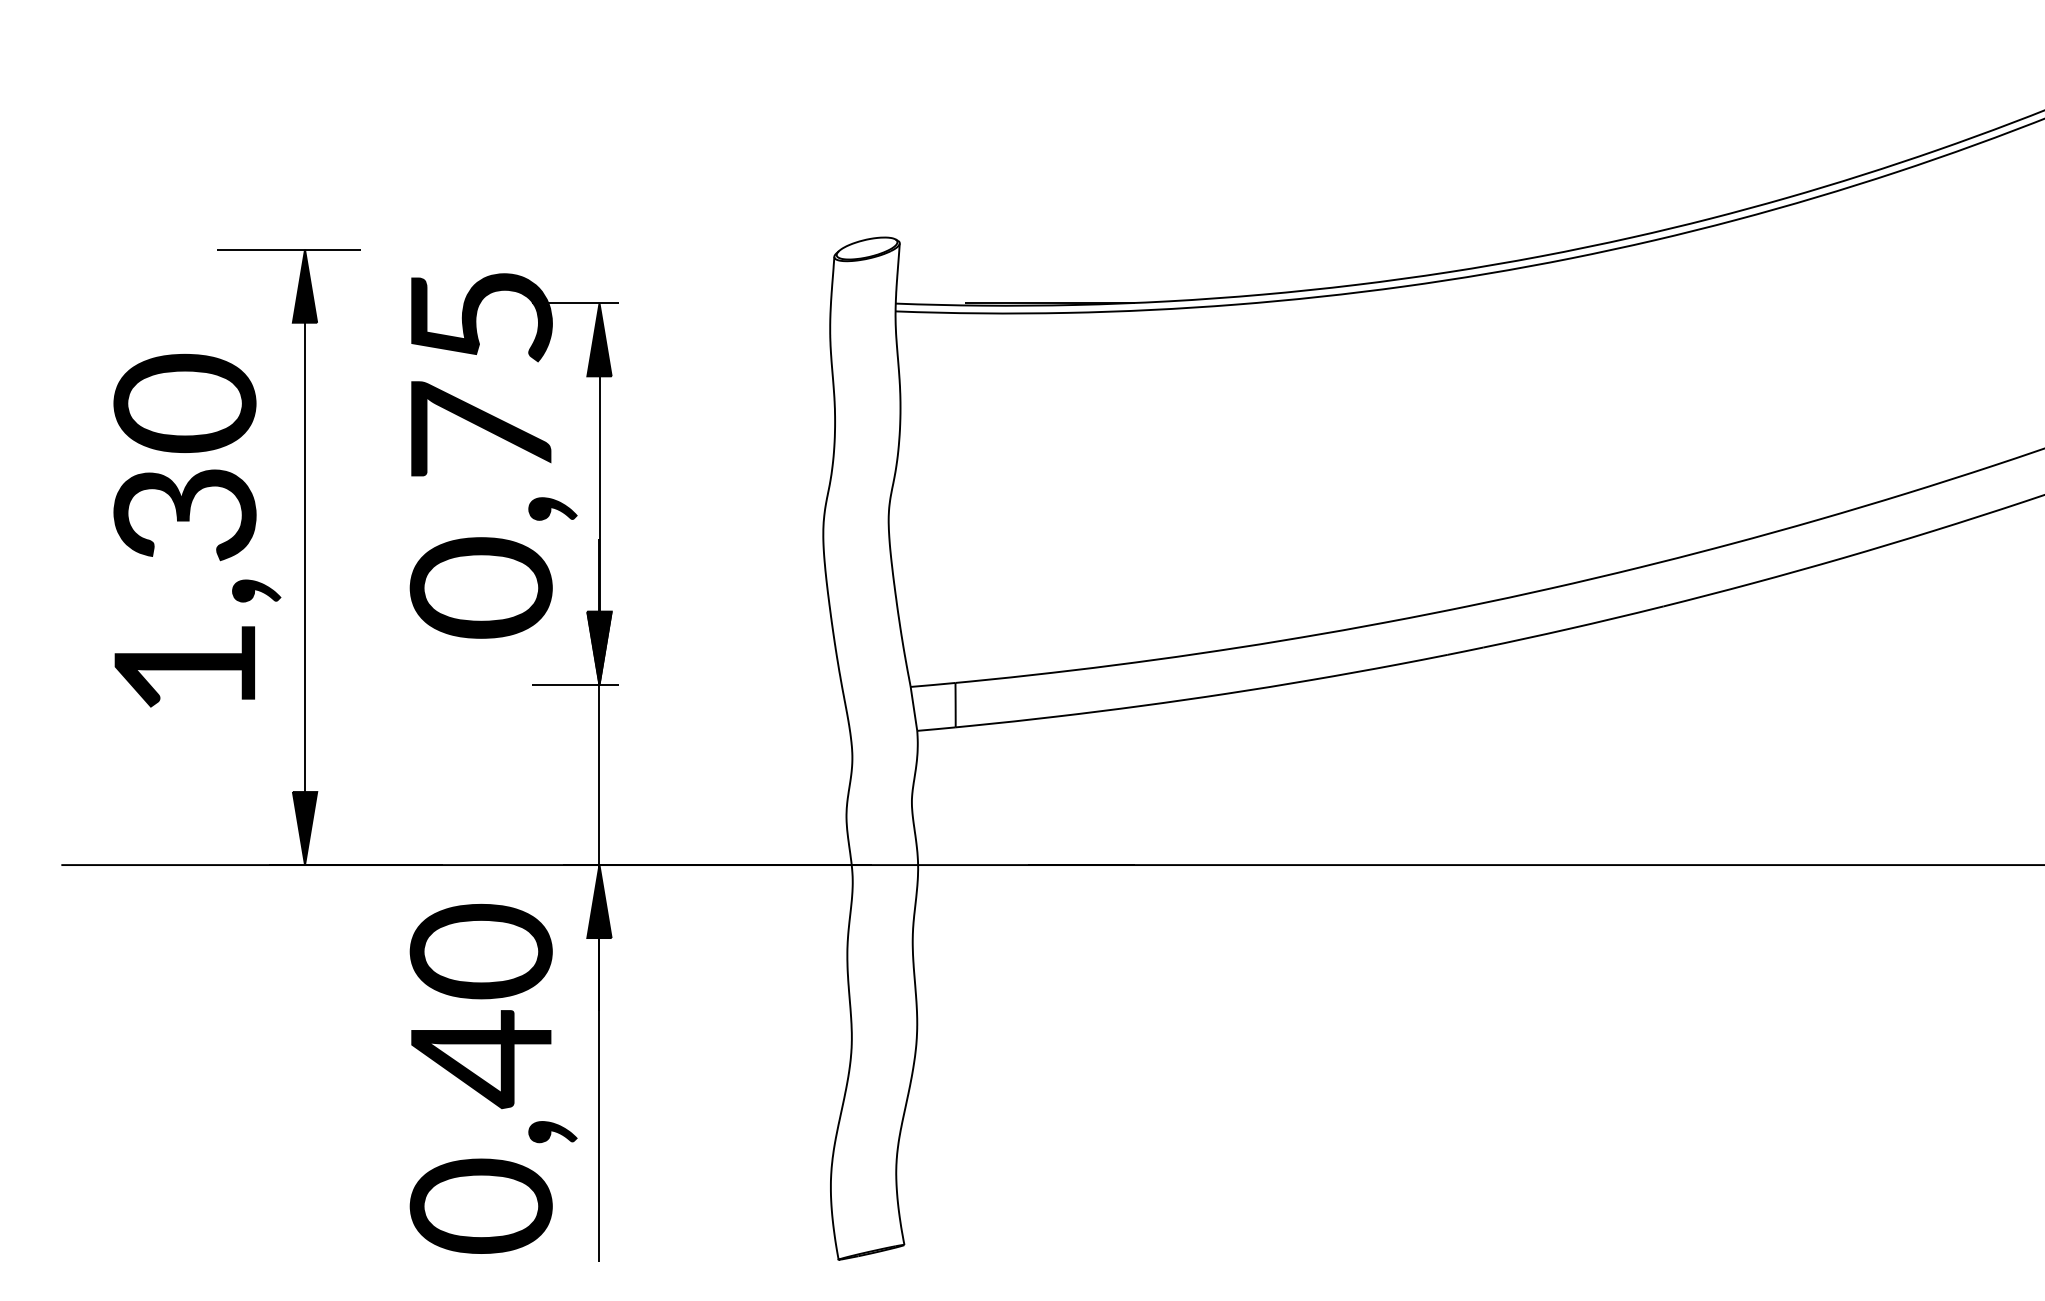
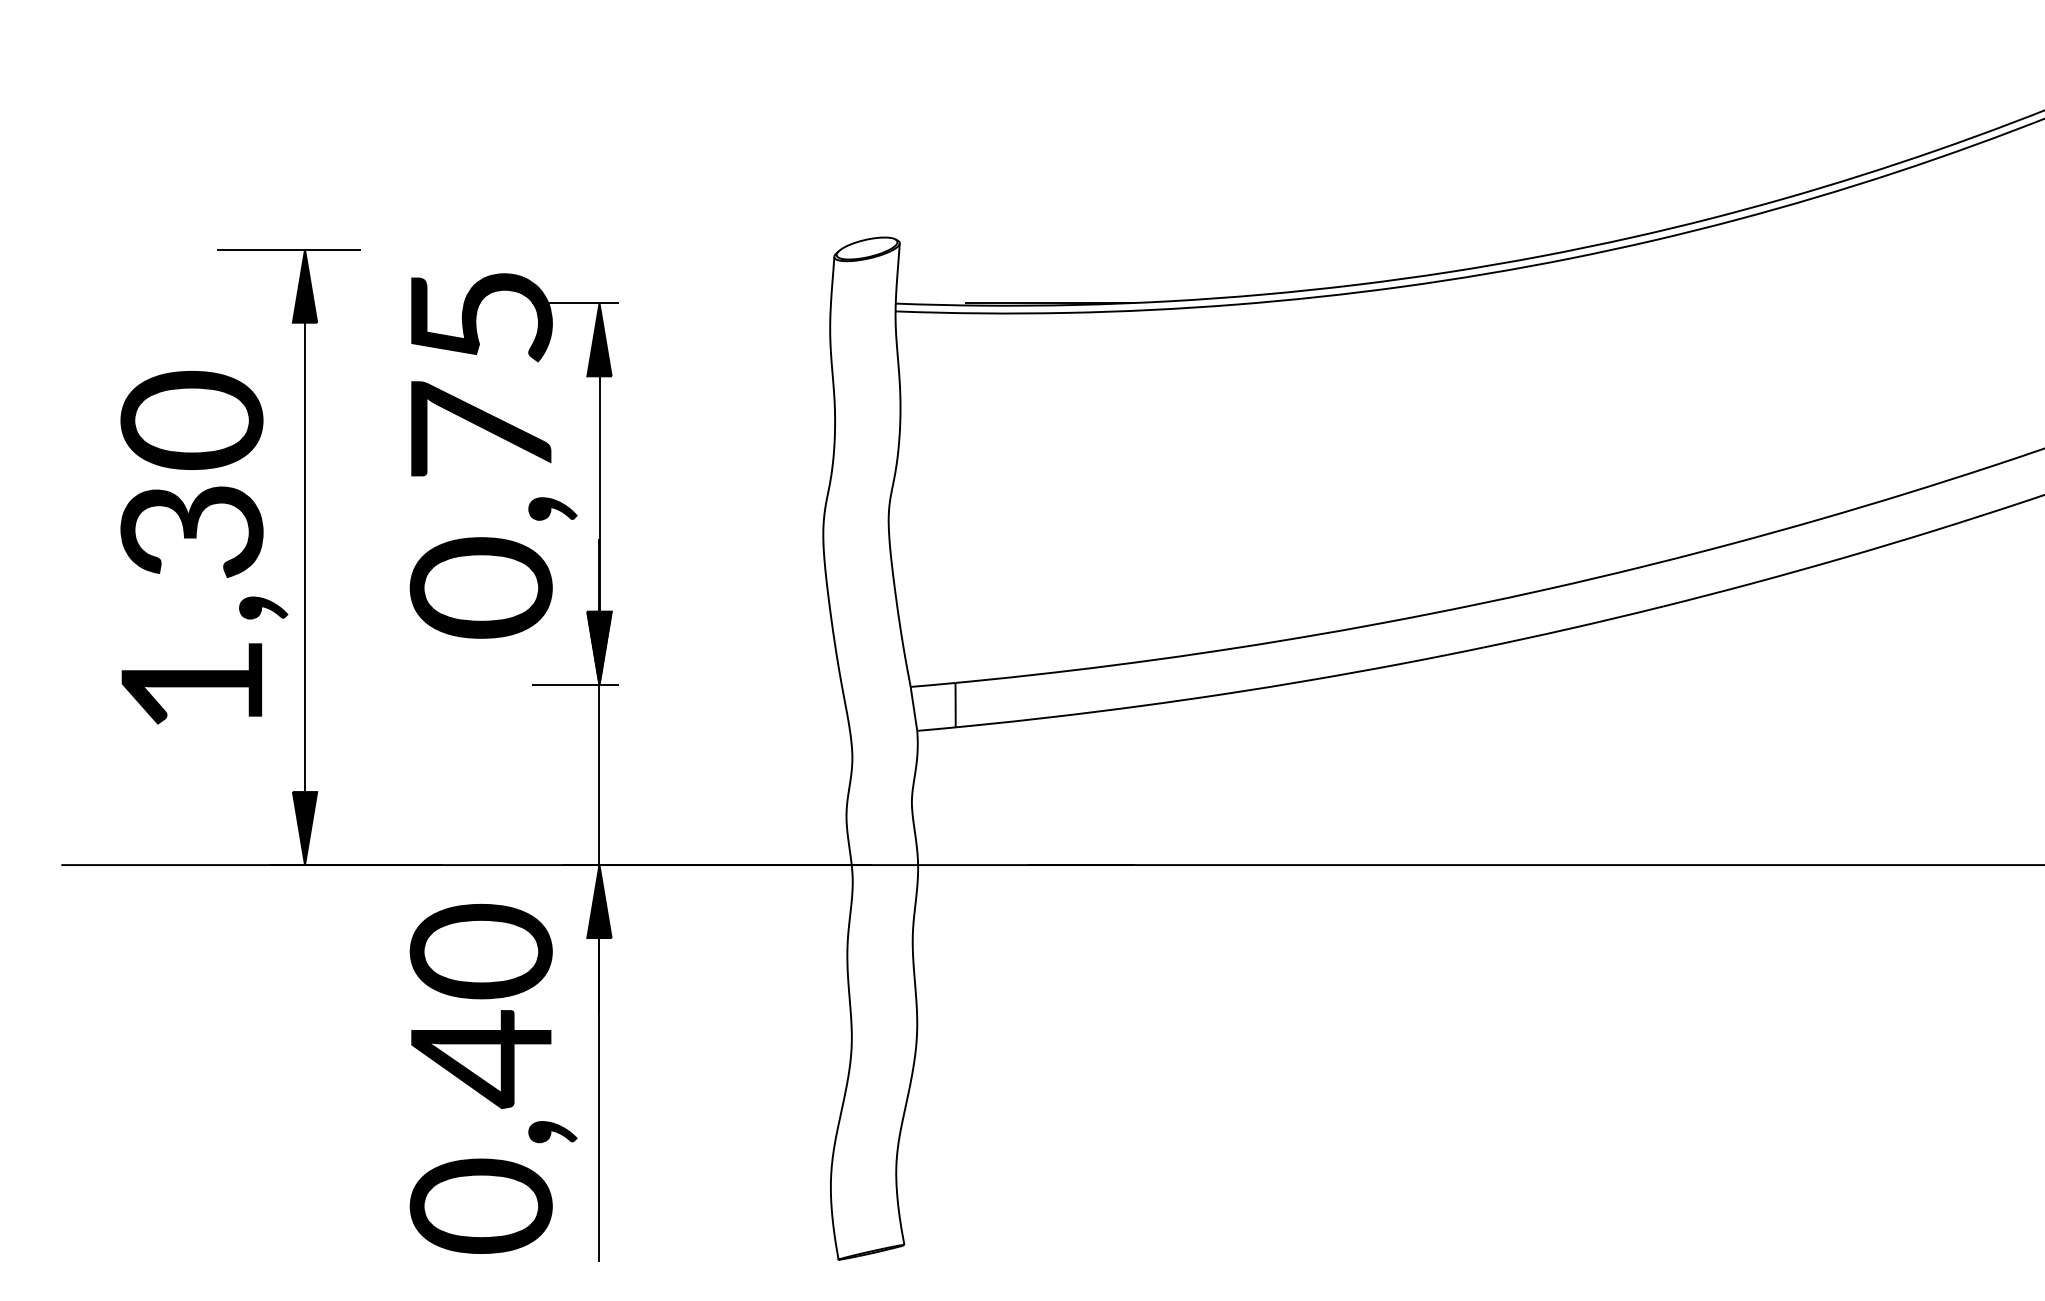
text position: (197, 530) -> (204, 547) (204, 547)
